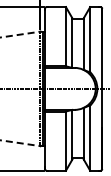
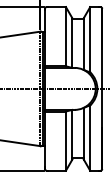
line: dashed -> solid (20, 34)
line: dashed -> solid (20, 143)
